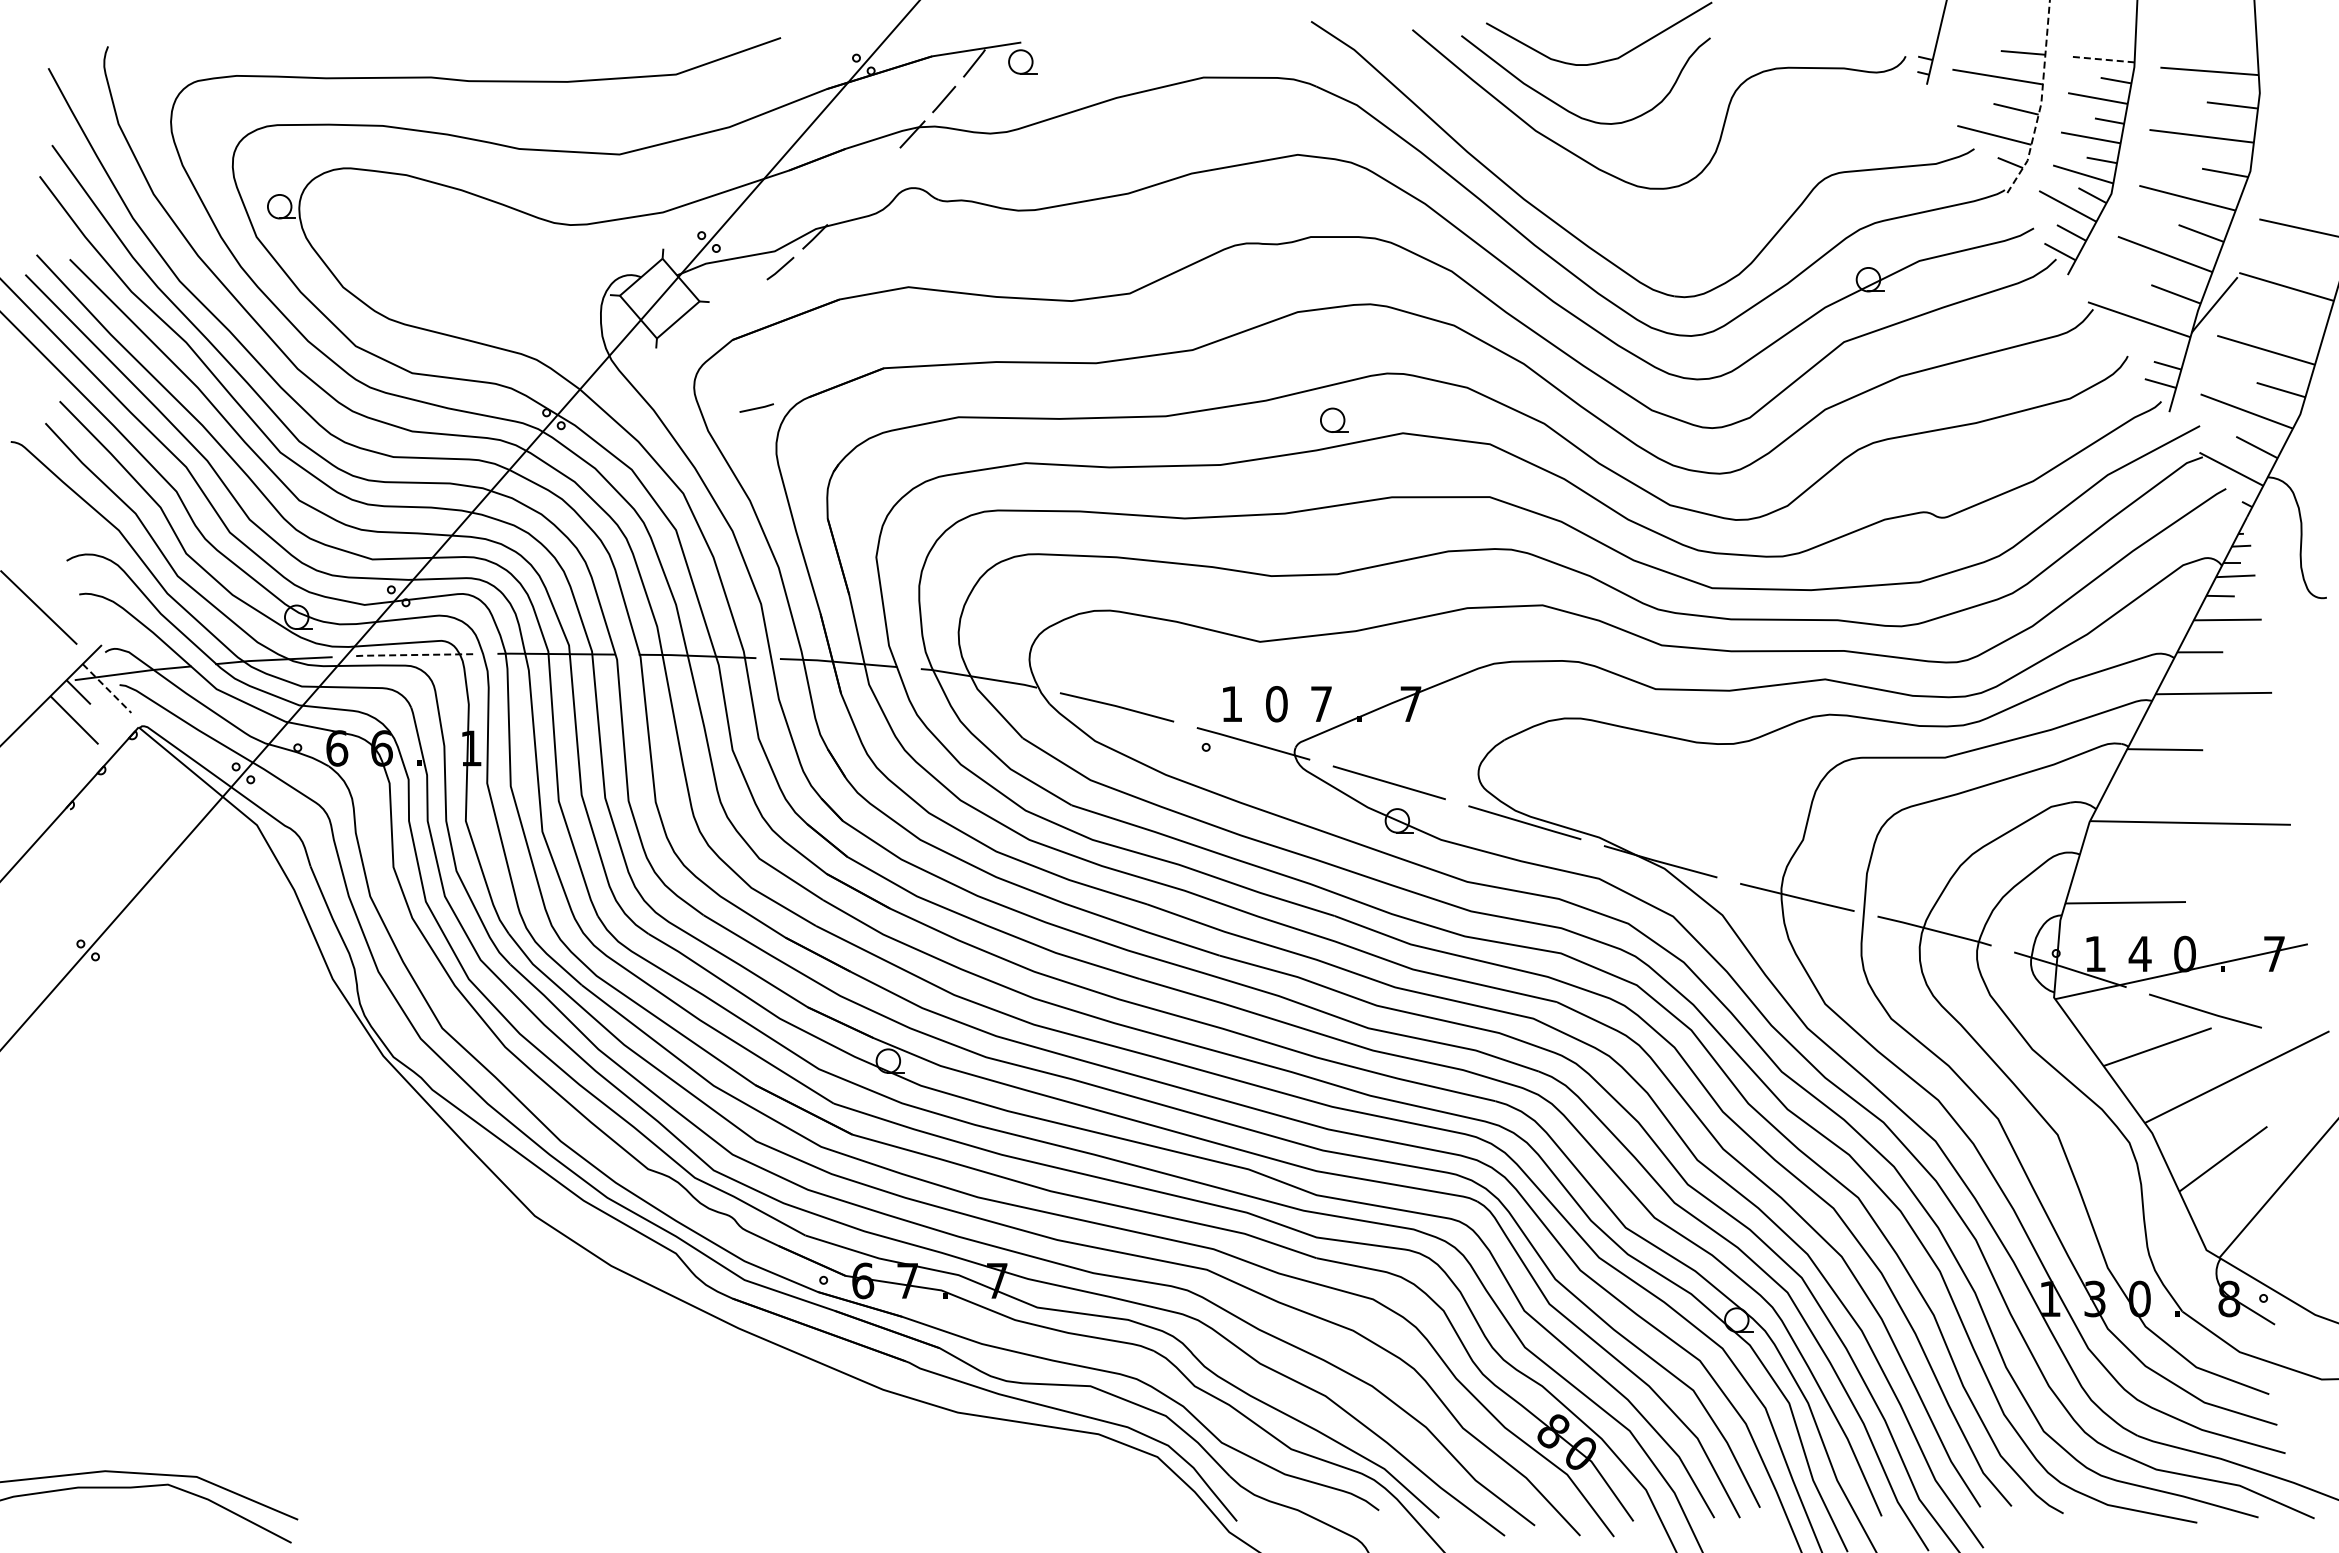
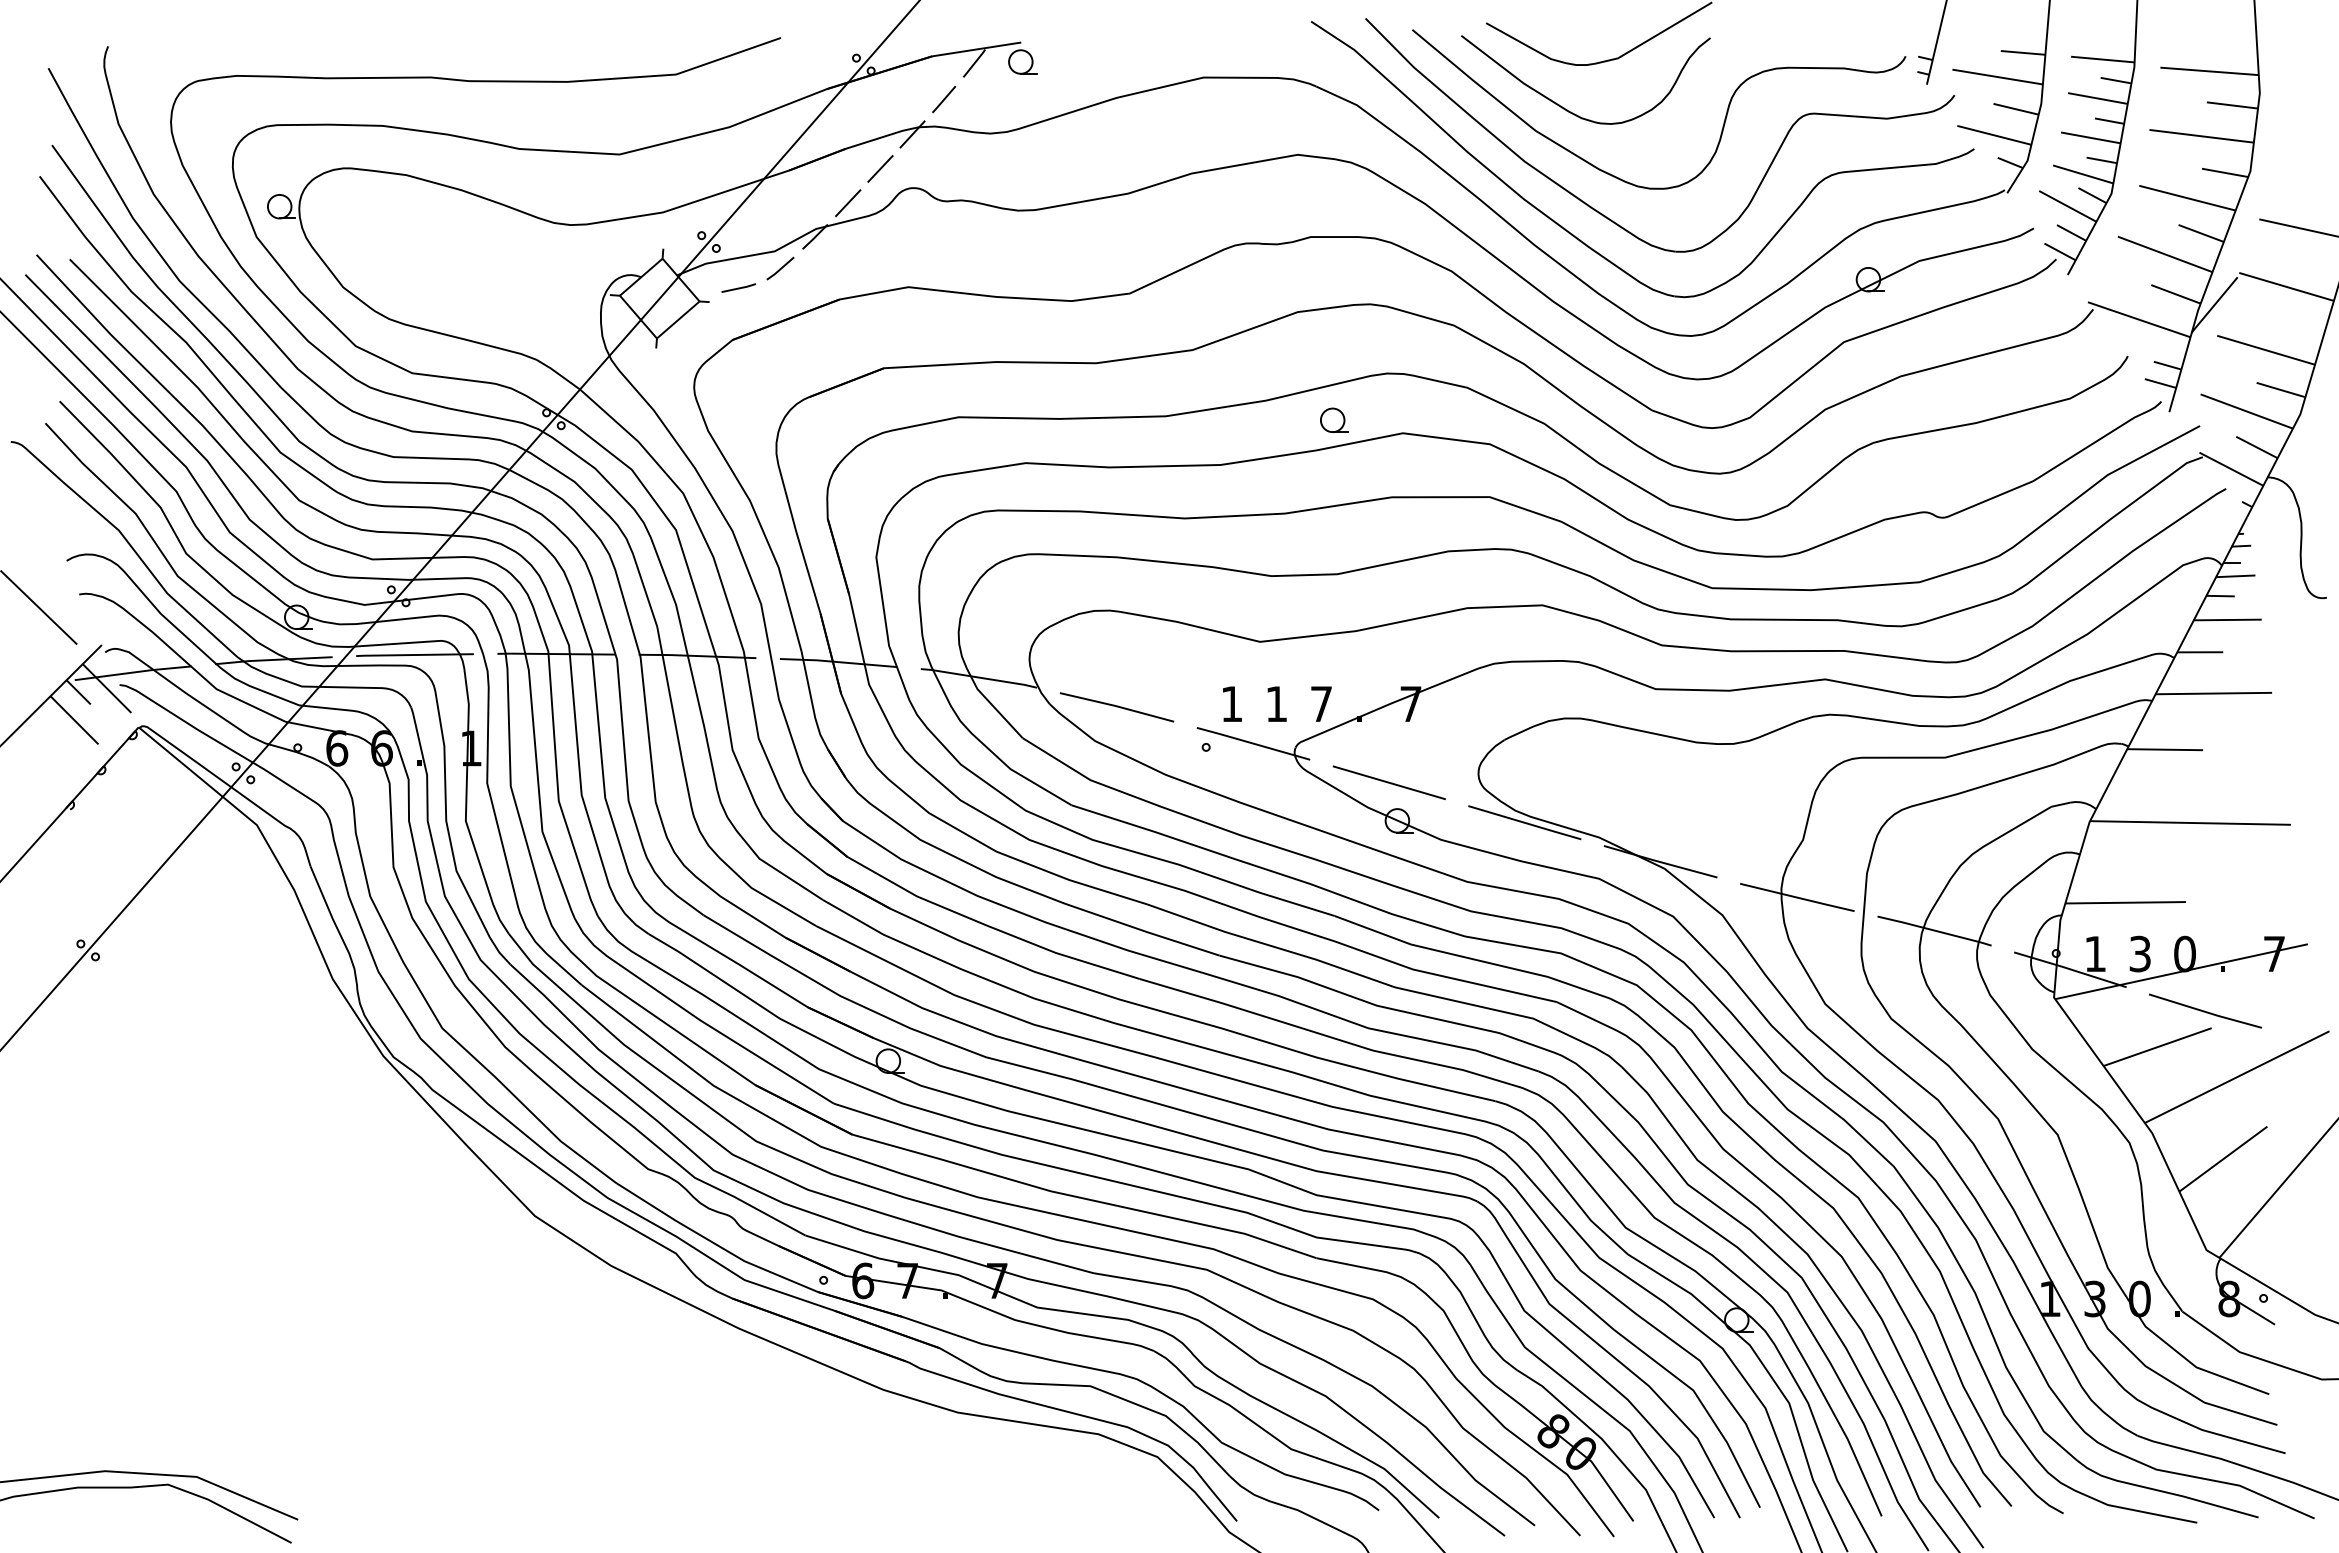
line: dashed -> solid (2102, 59)
line: dashed -> solid (2041, 101)
line: none -> present (880, 168)
line: none -> present (848, 203)
part: none -> present (1605, 215)
line position: (756, 407) -> (738, 287) (738, 287)
line: dashed -> solid (414, 655)
line: dashed -> solid (107, 688)
text: 0 -> 1 (1276, 704)
text: 4 -> 3 (2139, 953)
